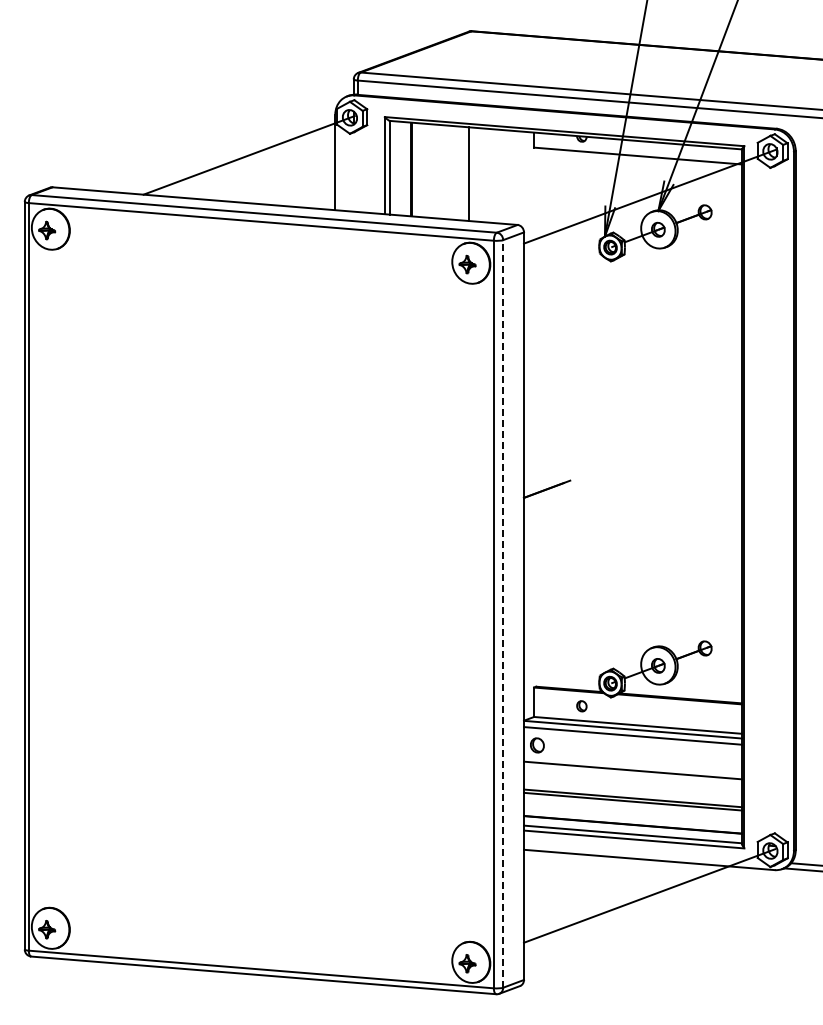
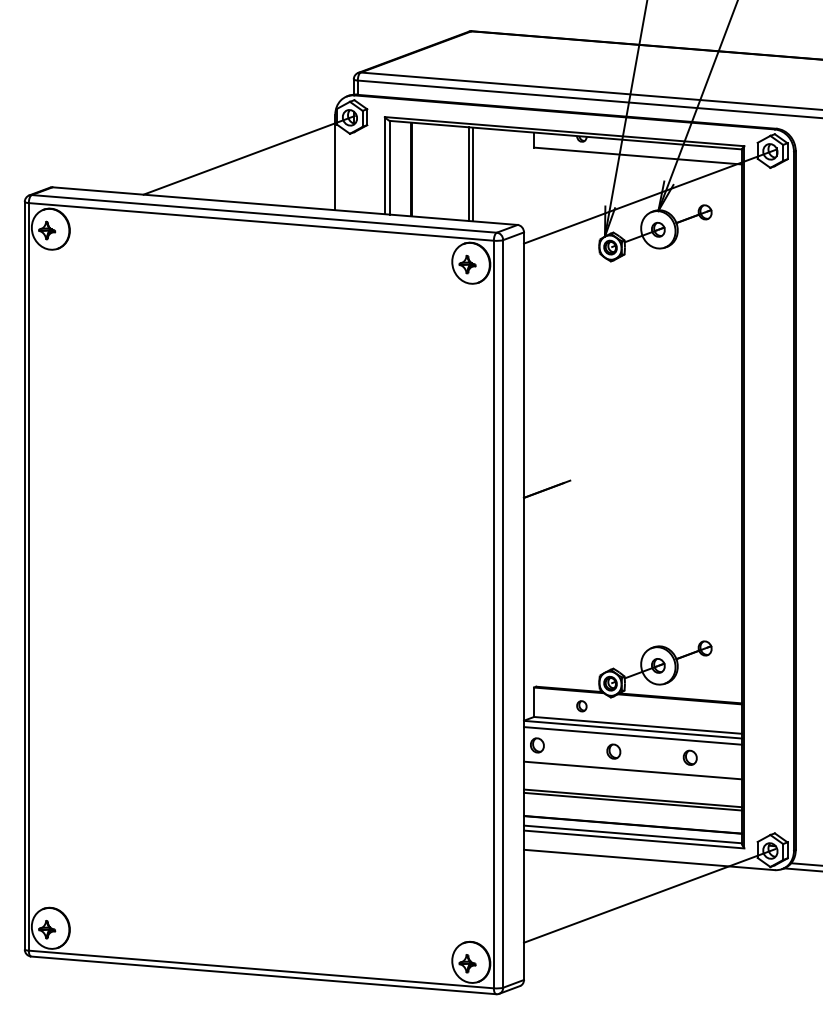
line: none -> present (472, 174)
line: dashed -> solid (503, 613)
part: none -> present (613, 751)
part: none -> present (689, 757)
